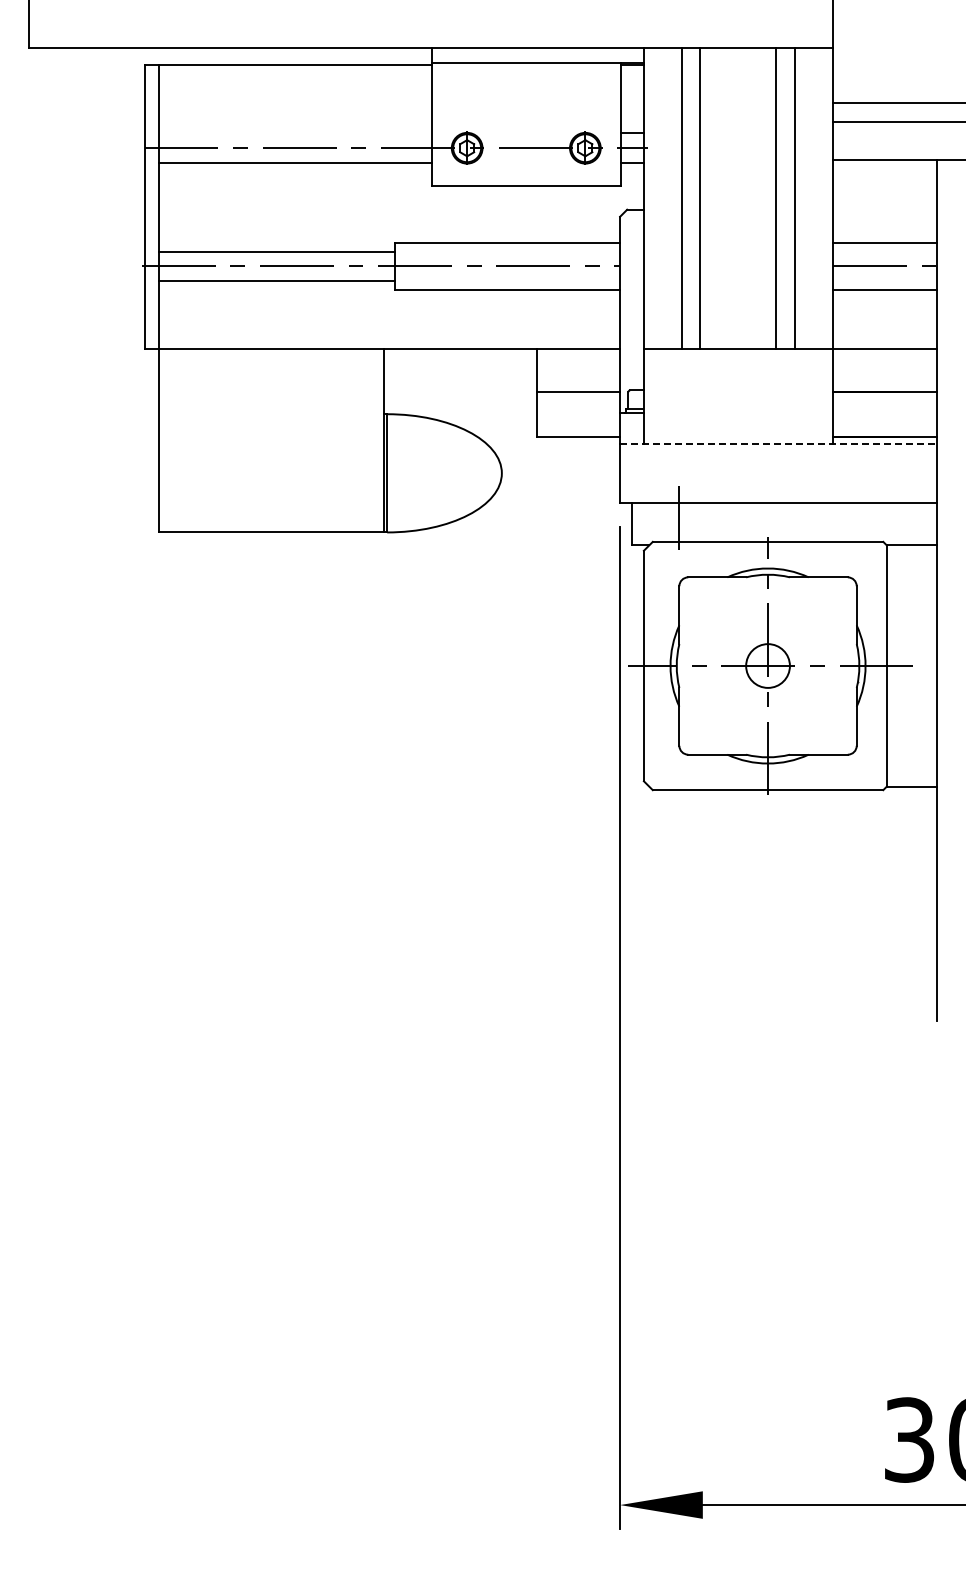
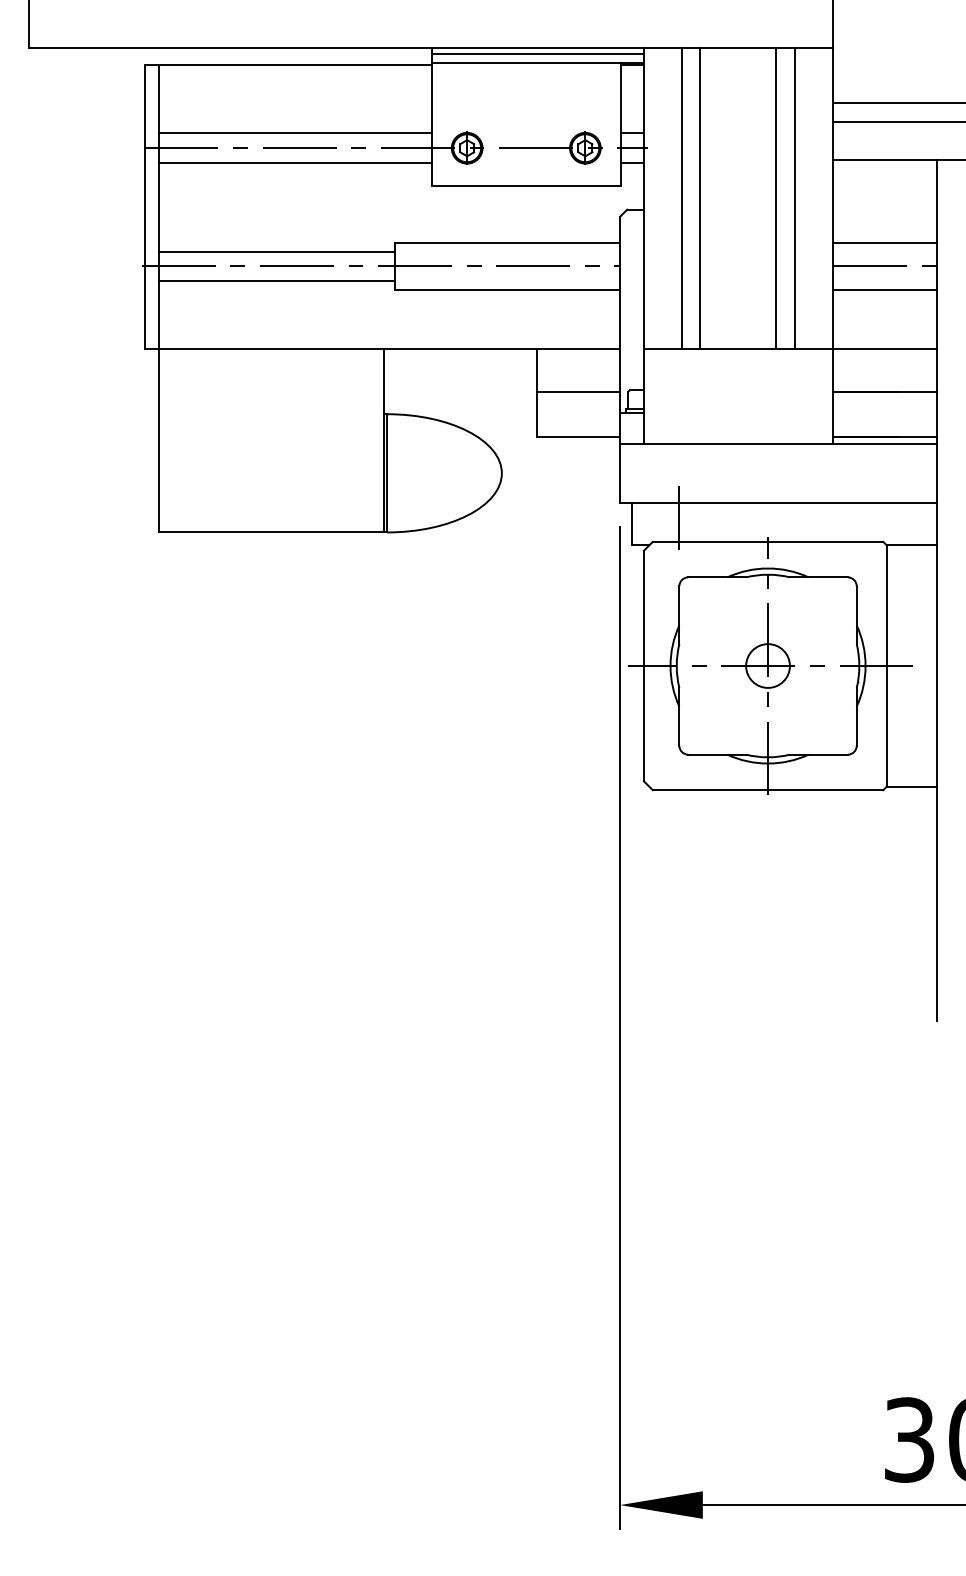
line: none -> present (537, 53)
line: none -> present (295, 133)
line: dashed -> solid (779, 443)
